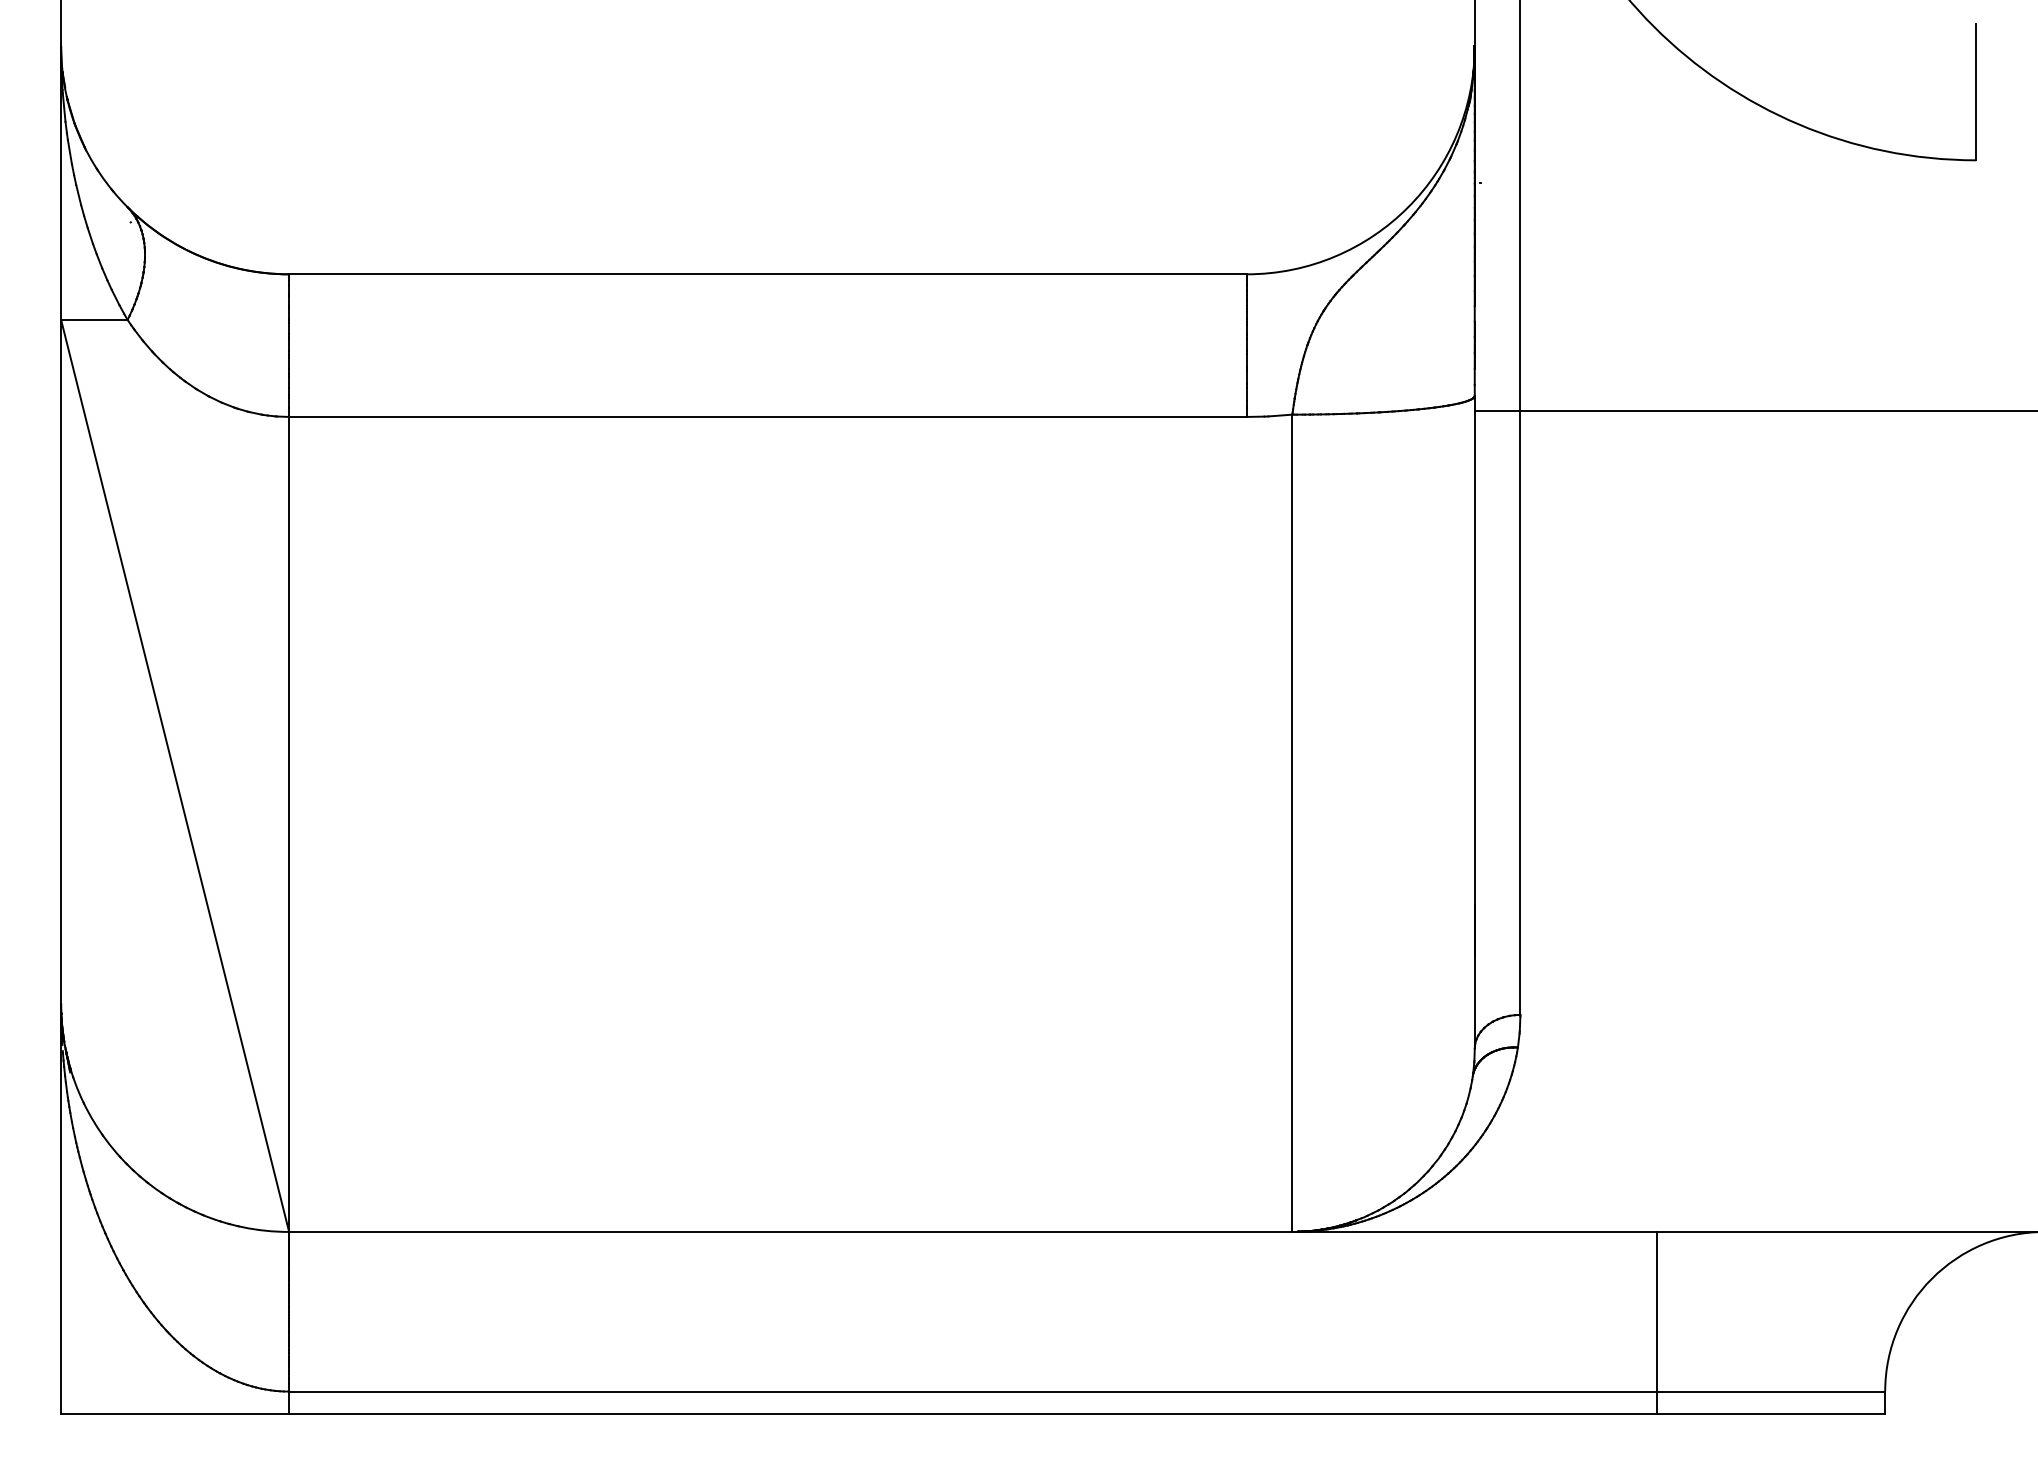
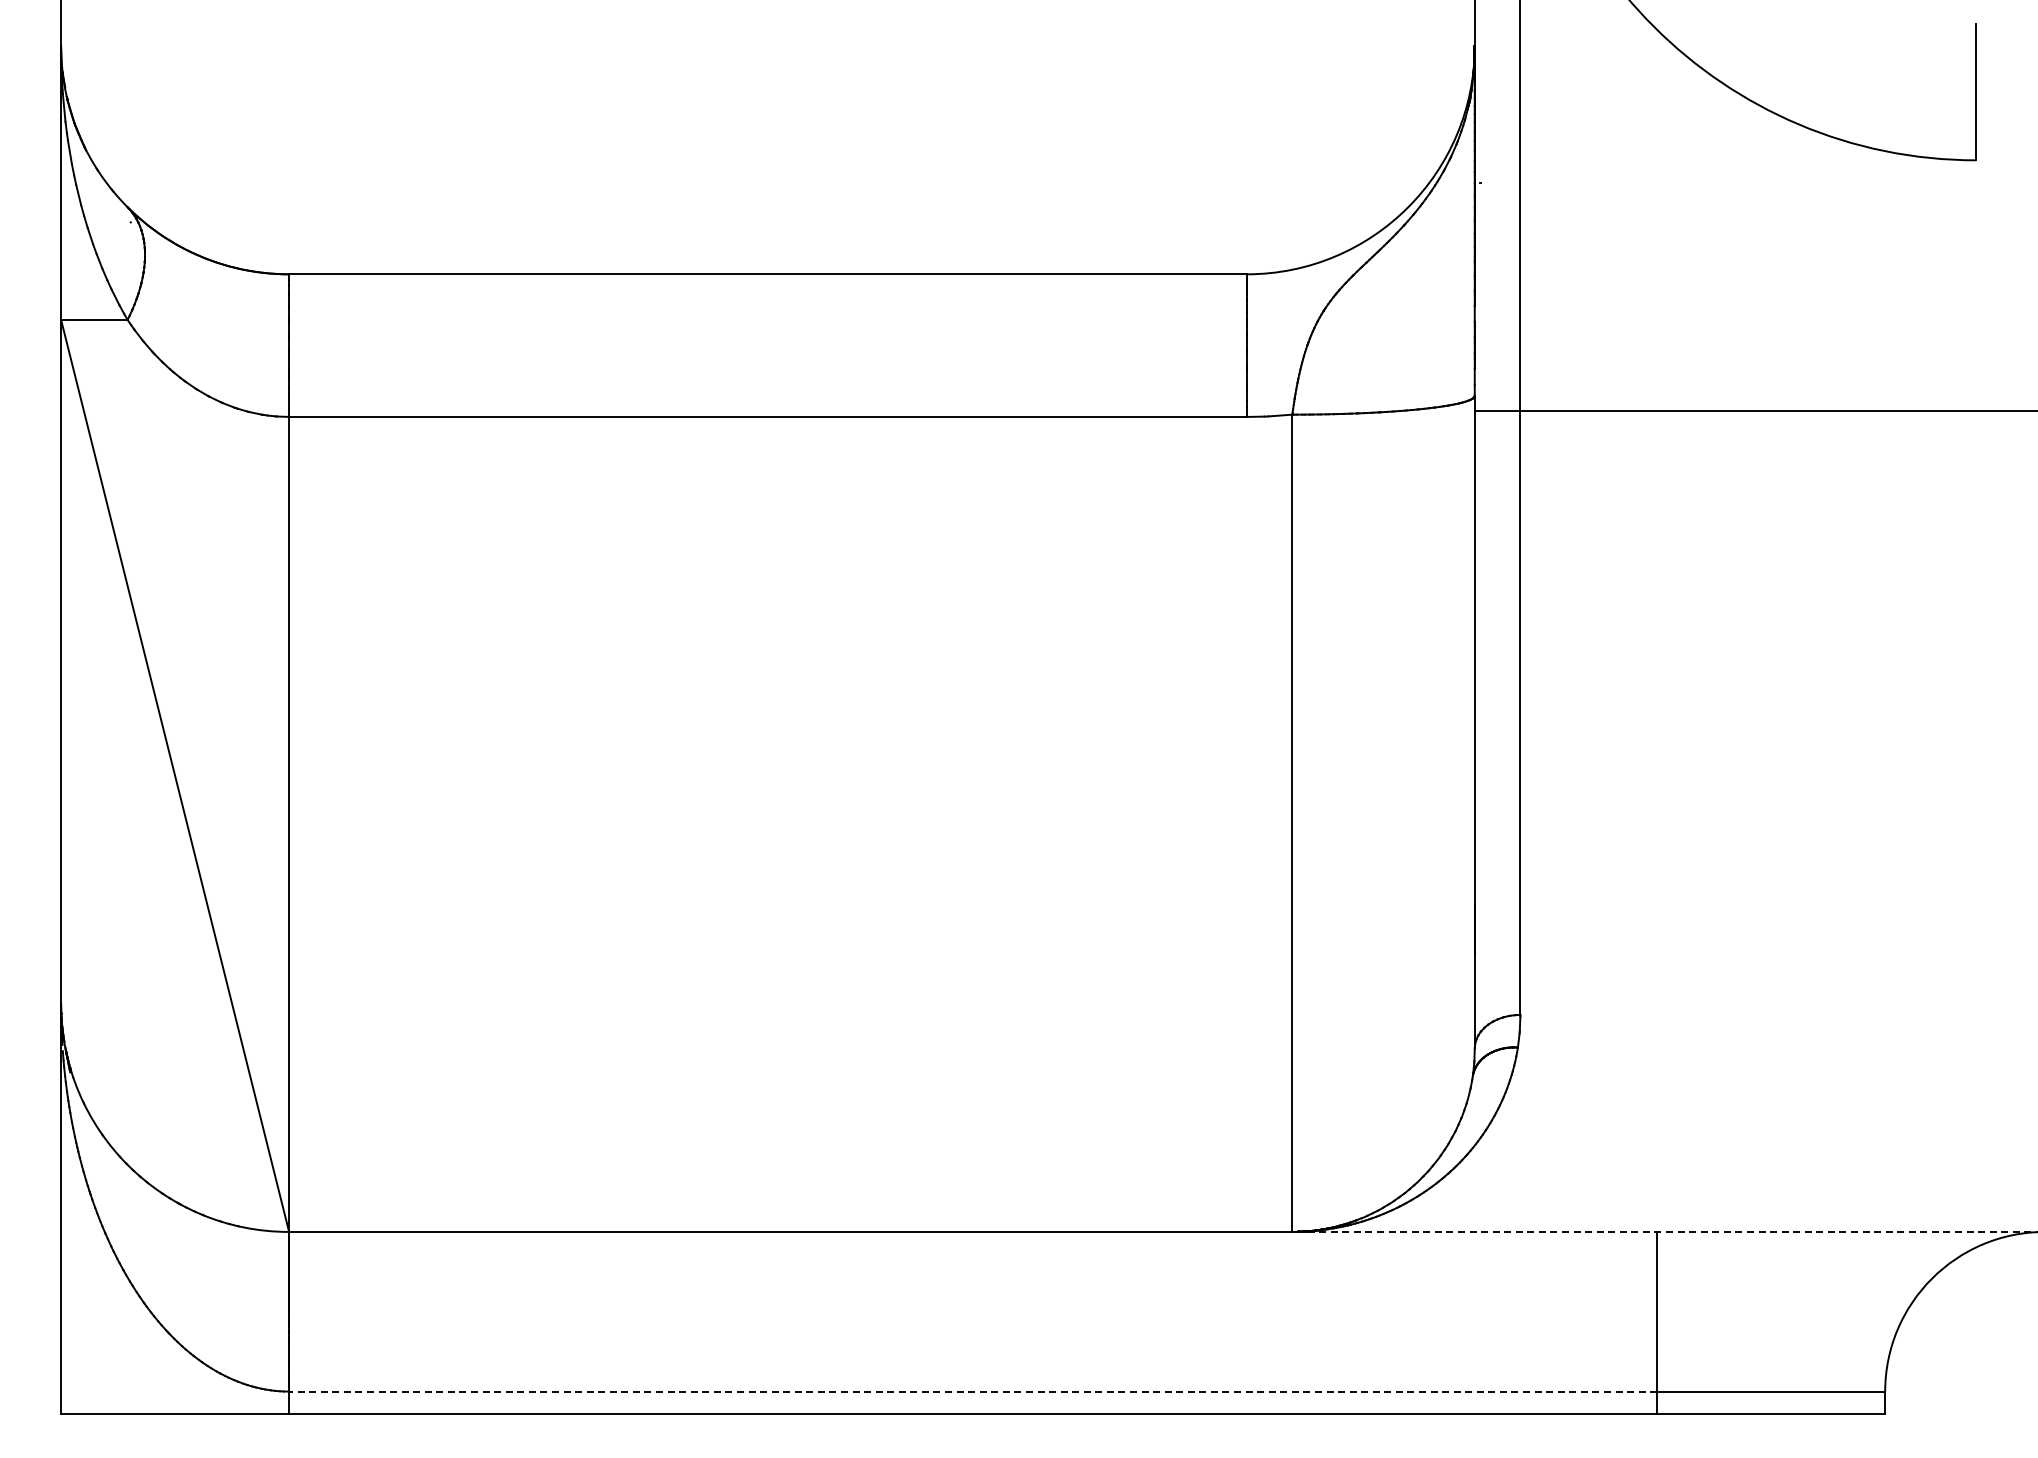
line: solid -> dashed (1664, 1231)
line: solid -> dashed (972, 1391)
